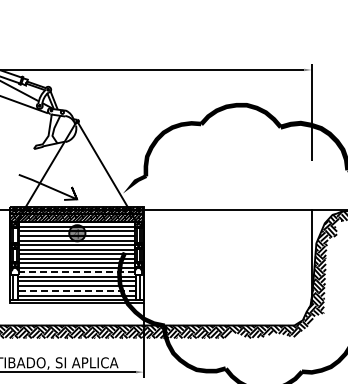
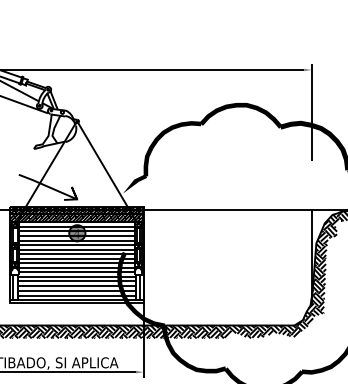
line: dashed -> solid (76, 272)
line: dashed -> solid (76, 291)
